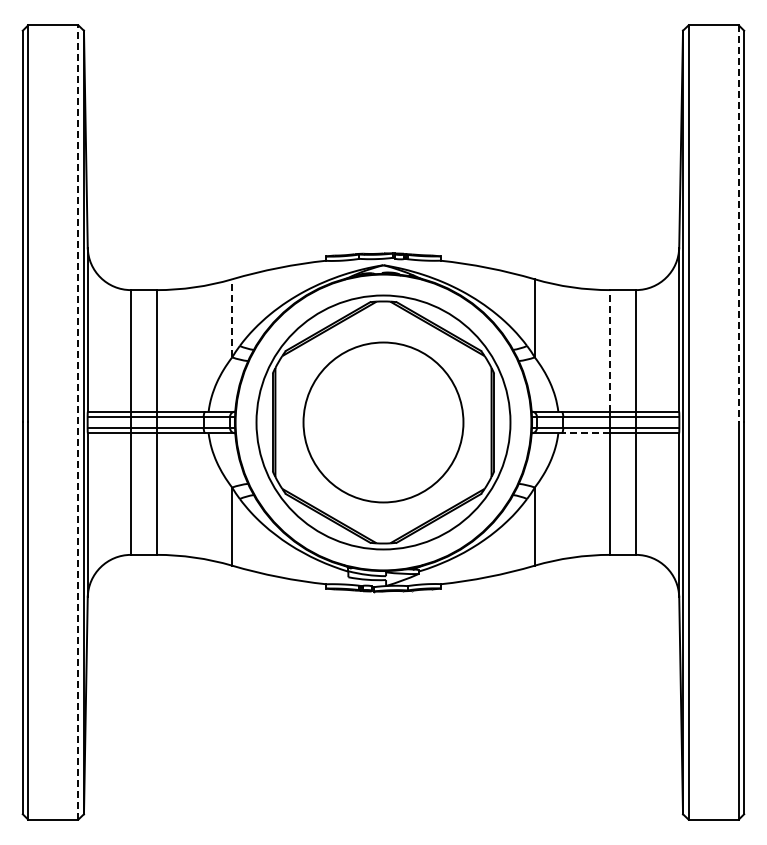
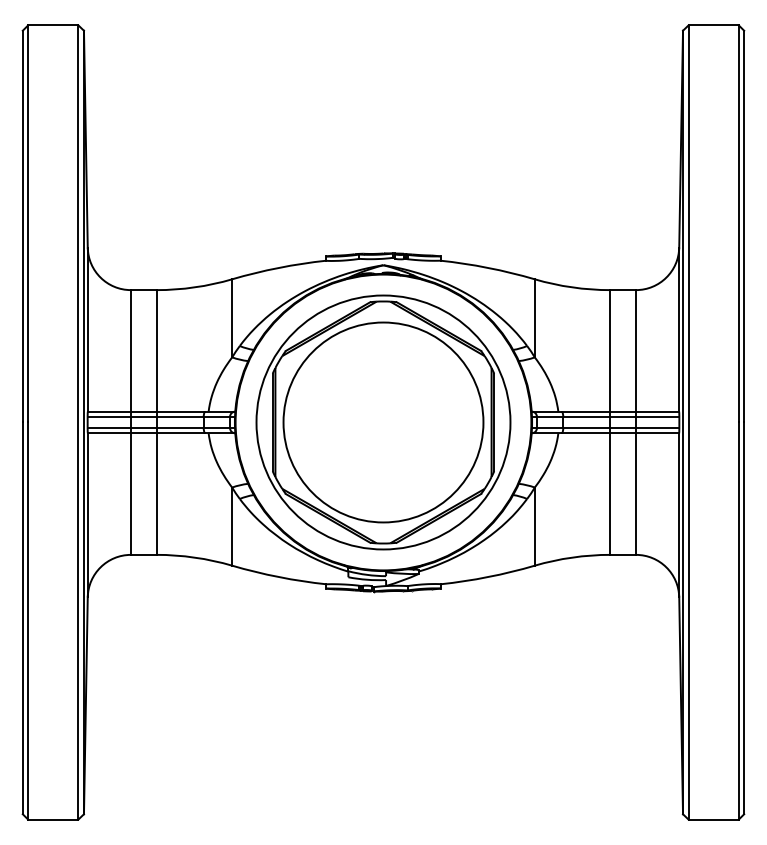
line: dashed -> solid (738, 223)
line: dashed -> solid (232, 317)
line: dashed -> solid (610, 350)
line: dashed -> solid (78, 422)
circle diameter: 160 px -> 200 px (383, 422)
line: dashed -> solid (585, 433)
